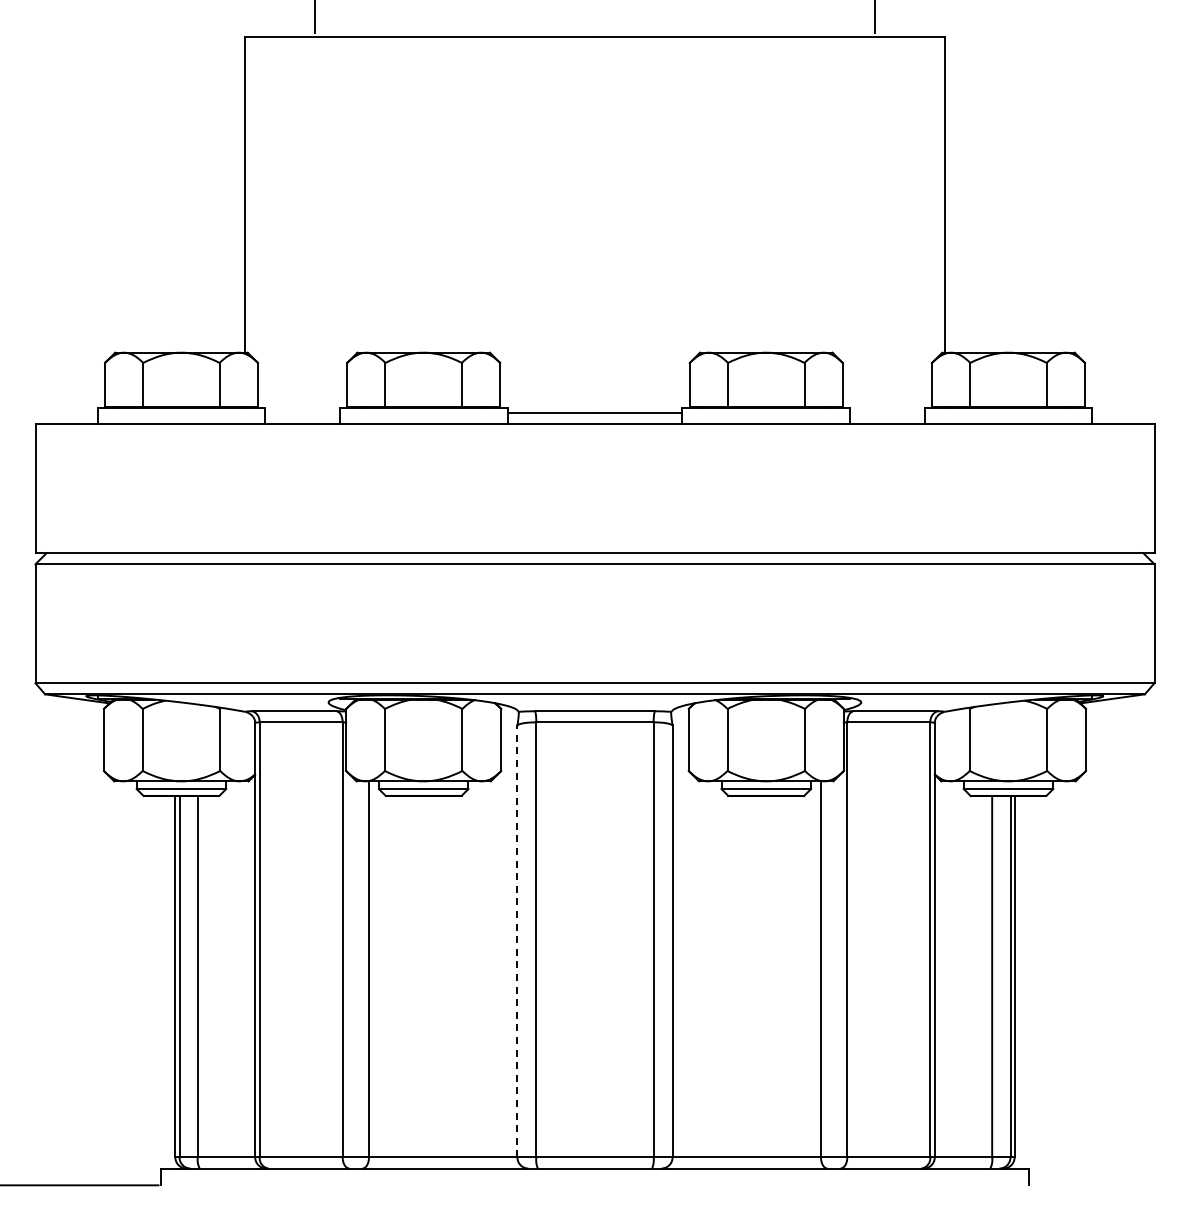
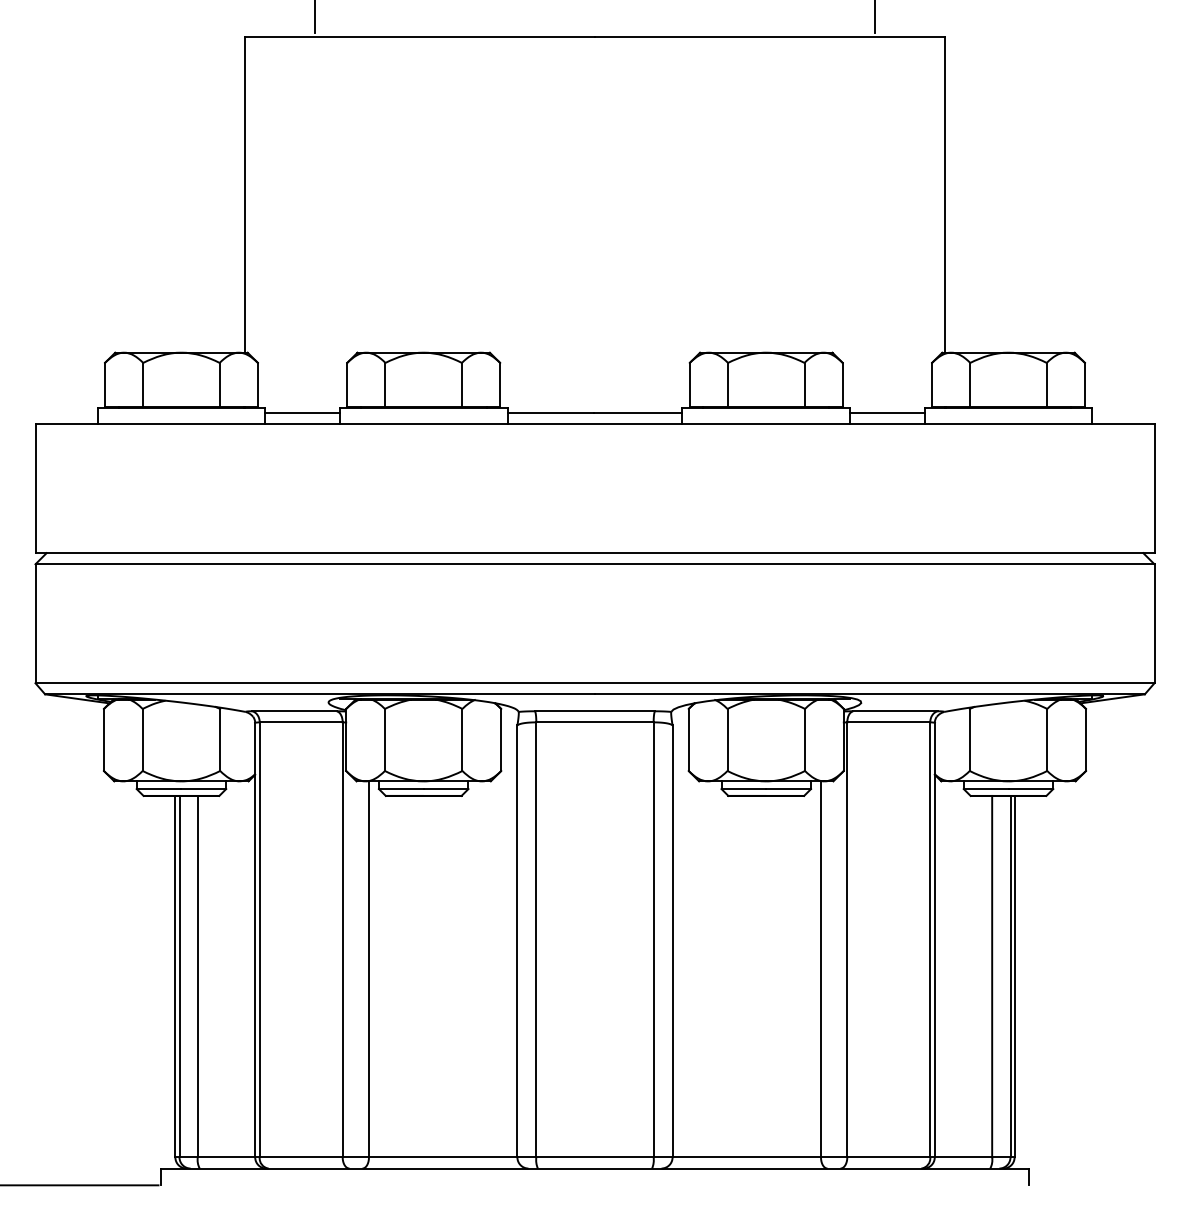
line: none -> present (302, 413)
line: none -> present (887, 413)
line: dashed -> solid (517, 941)
